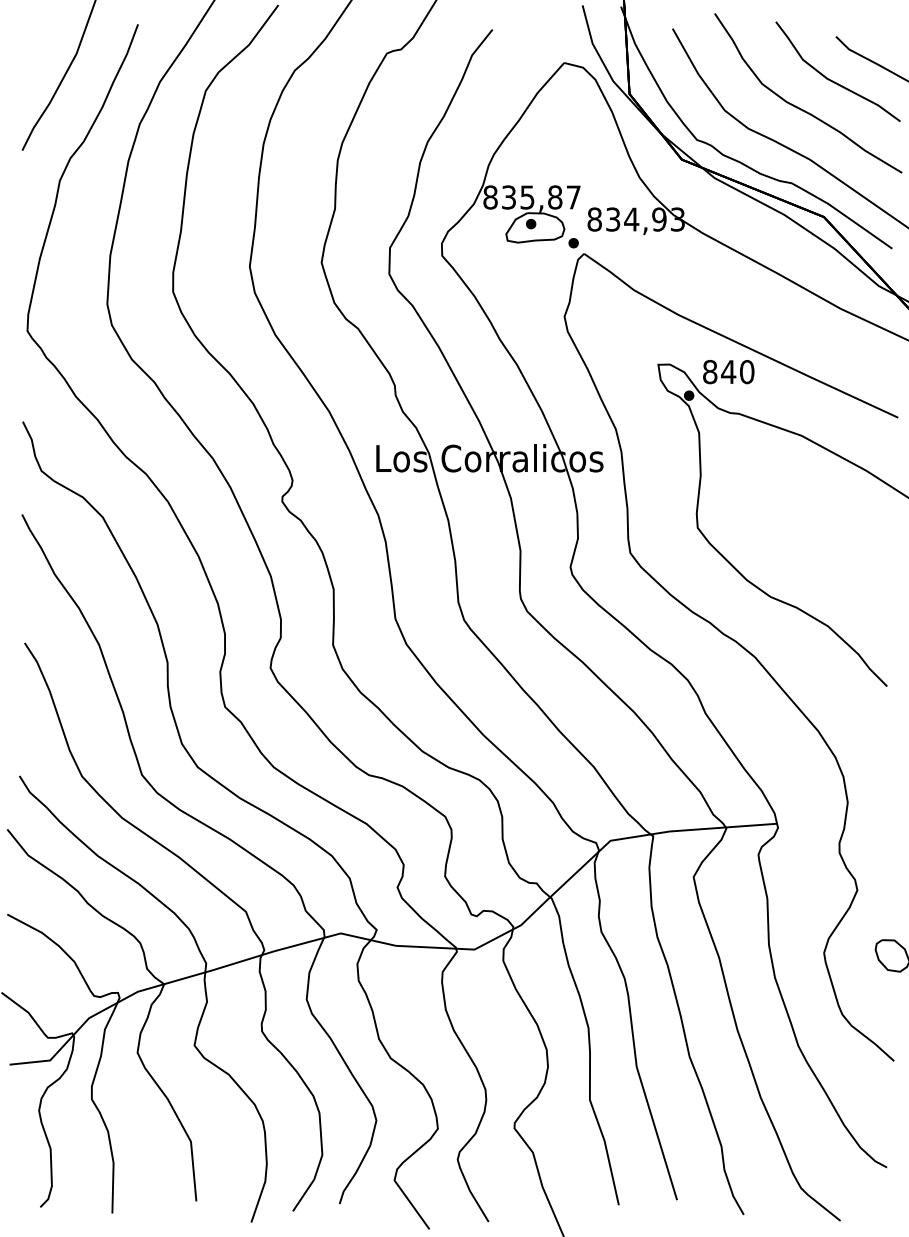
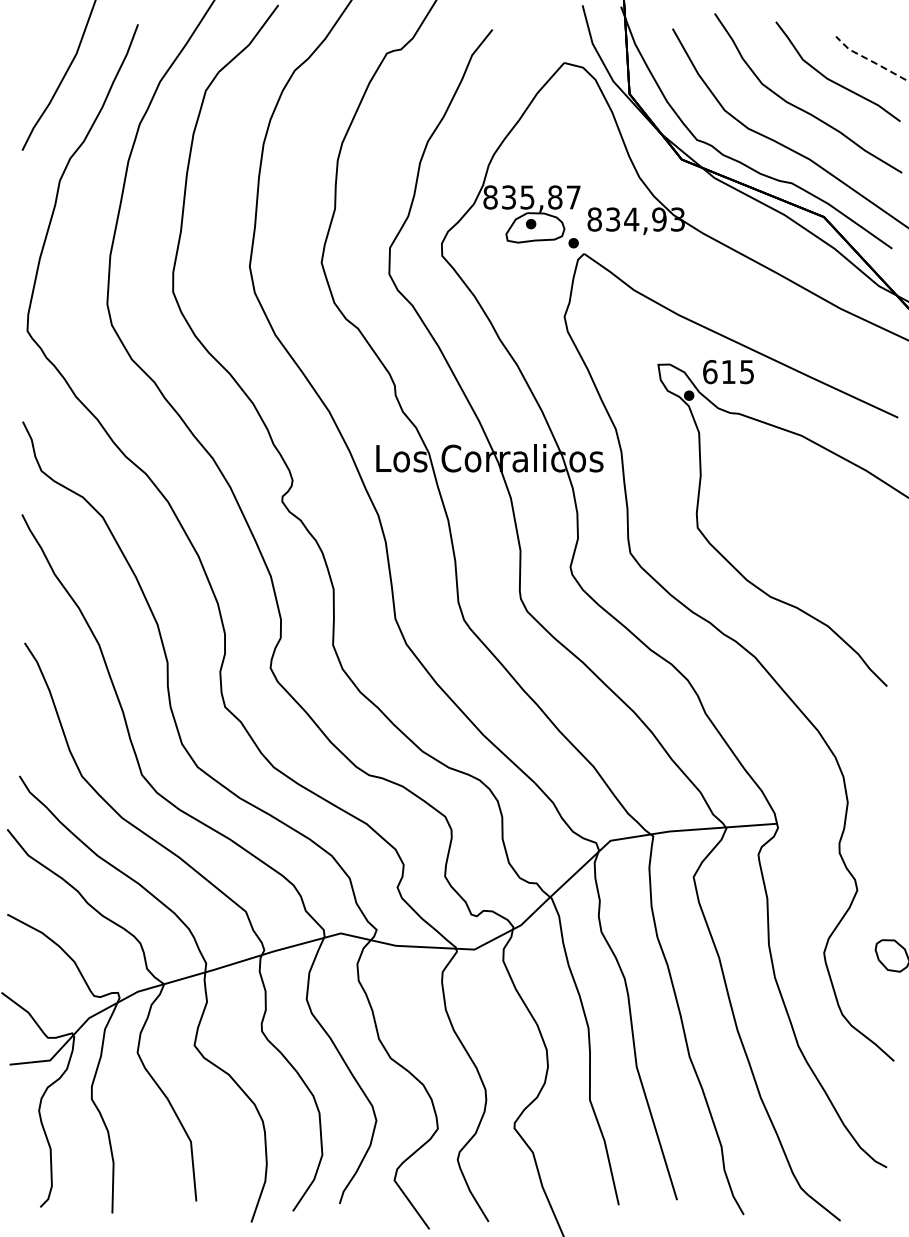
line: solid -> dashed (870, 60)
text: 840 -> 615 (728, 371)
